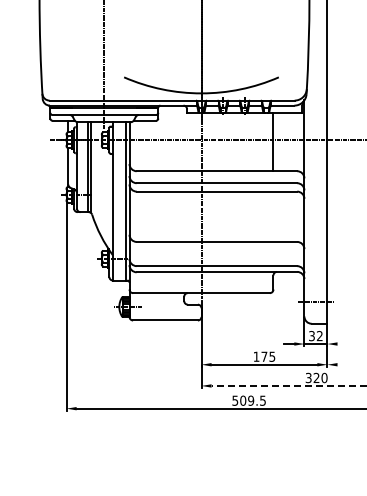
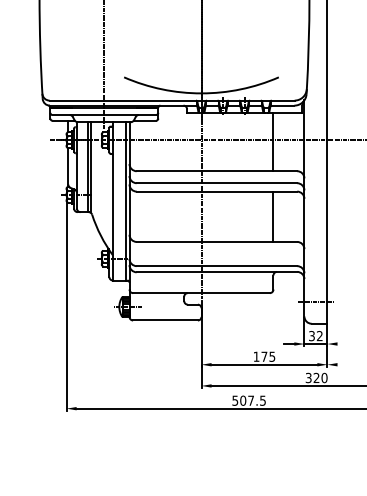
line: none -> present (273, 216)
line: dashed -> solid (289, 385)
text: 509.5 -> 507.5 (251, 400)
